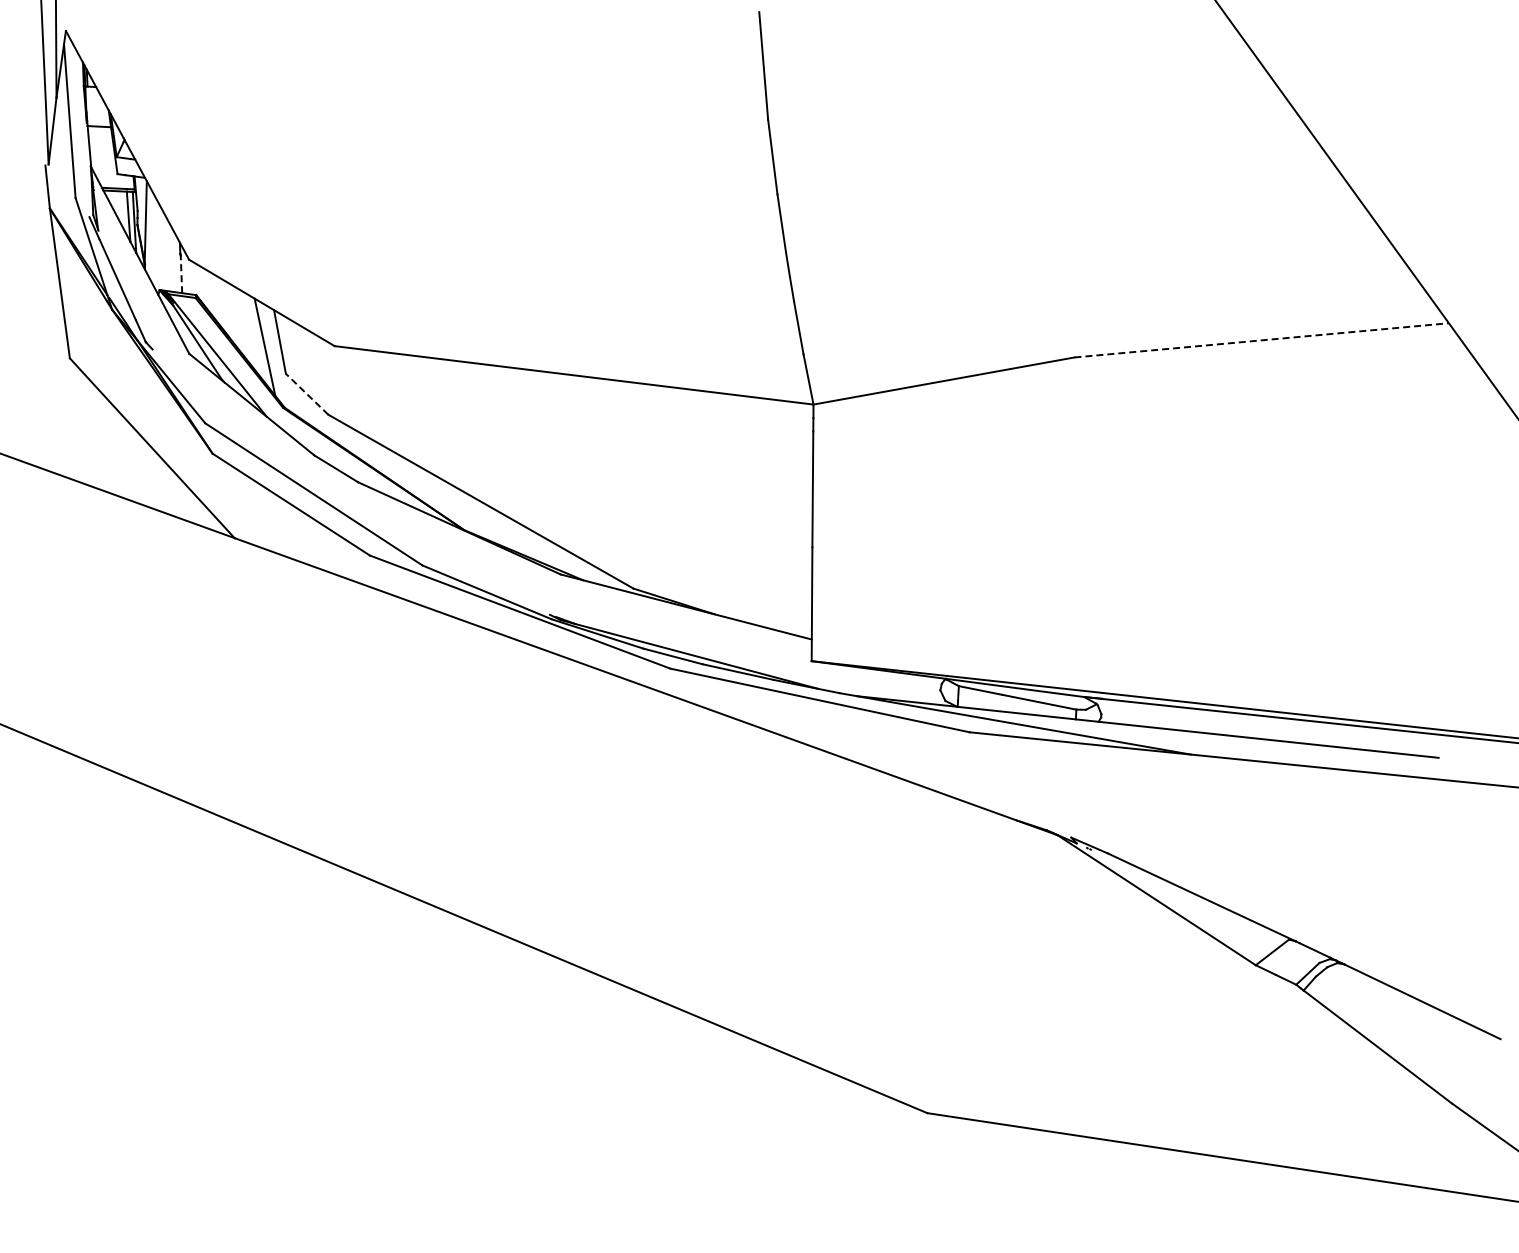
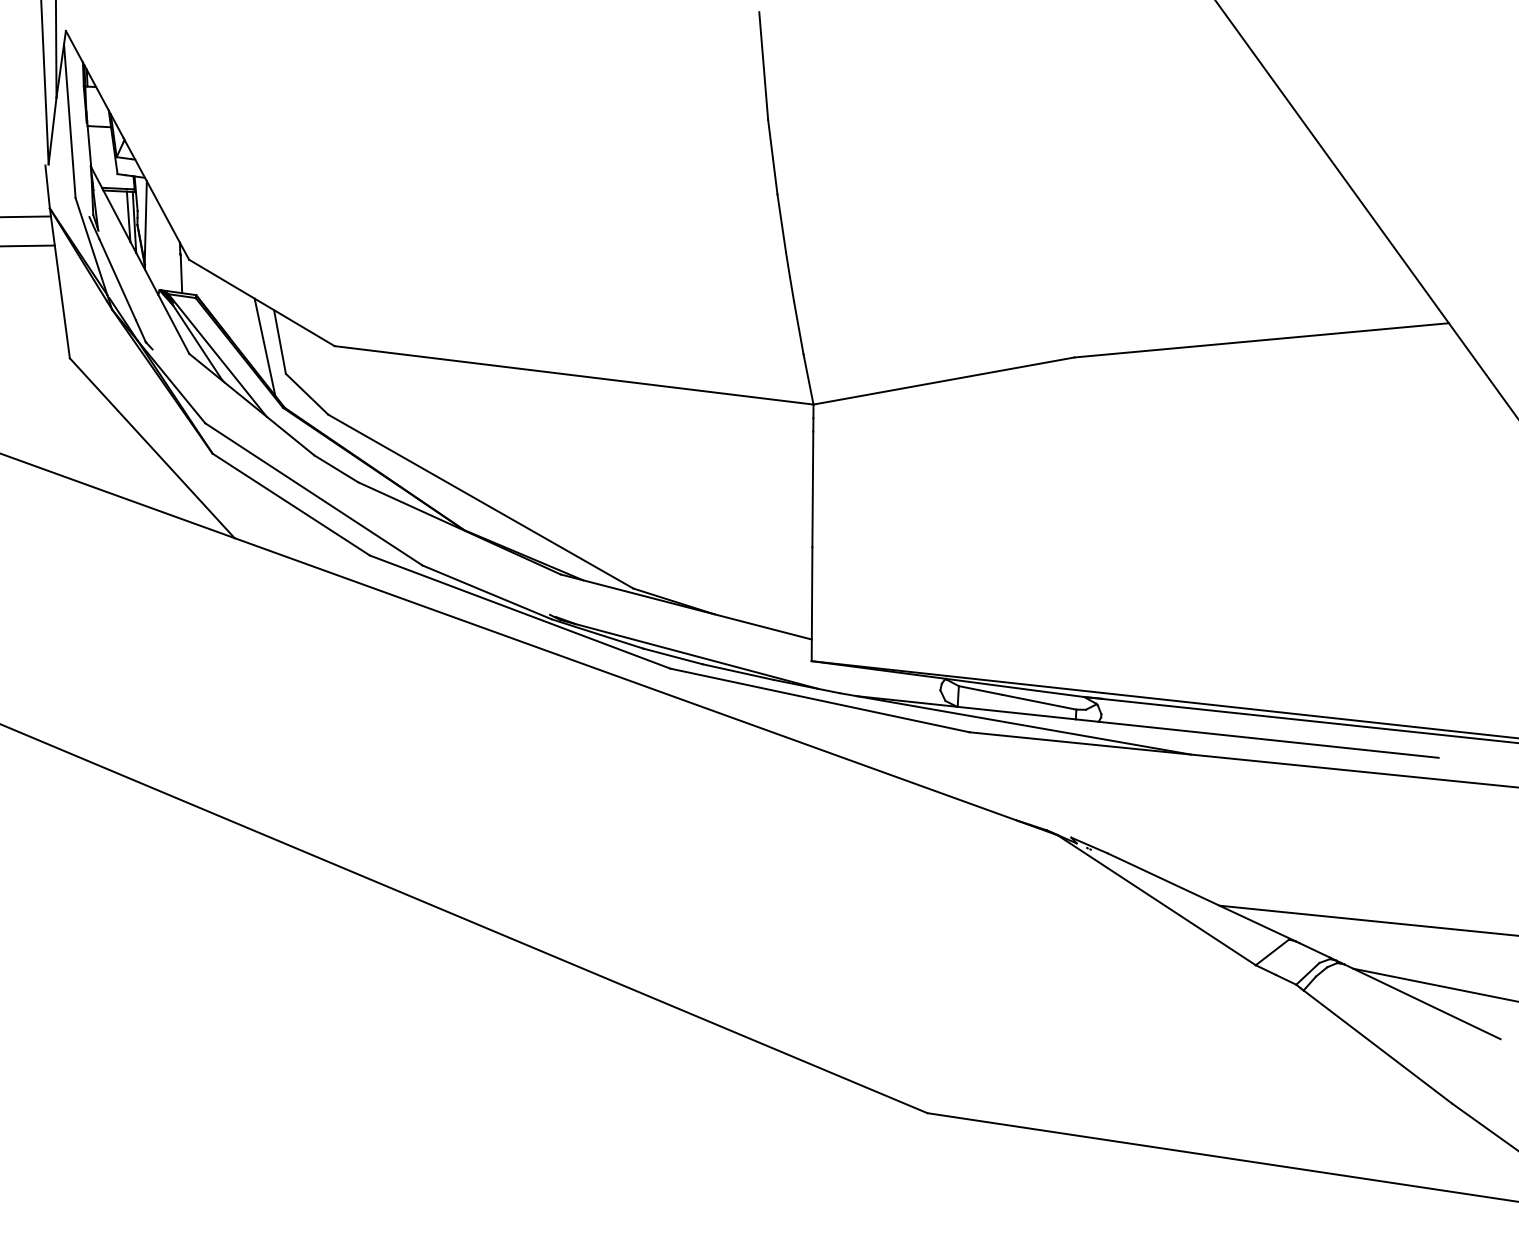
line: none -> present (26, 216)
line: none -> present (28, 245)
line: dashed -> solid (181, 274)
line: dashed -> solid (1262, 340)
line: dashed -> solid (306, 393)
line: none -> present (1367, 920)
line: none -> present (1434, 984)
